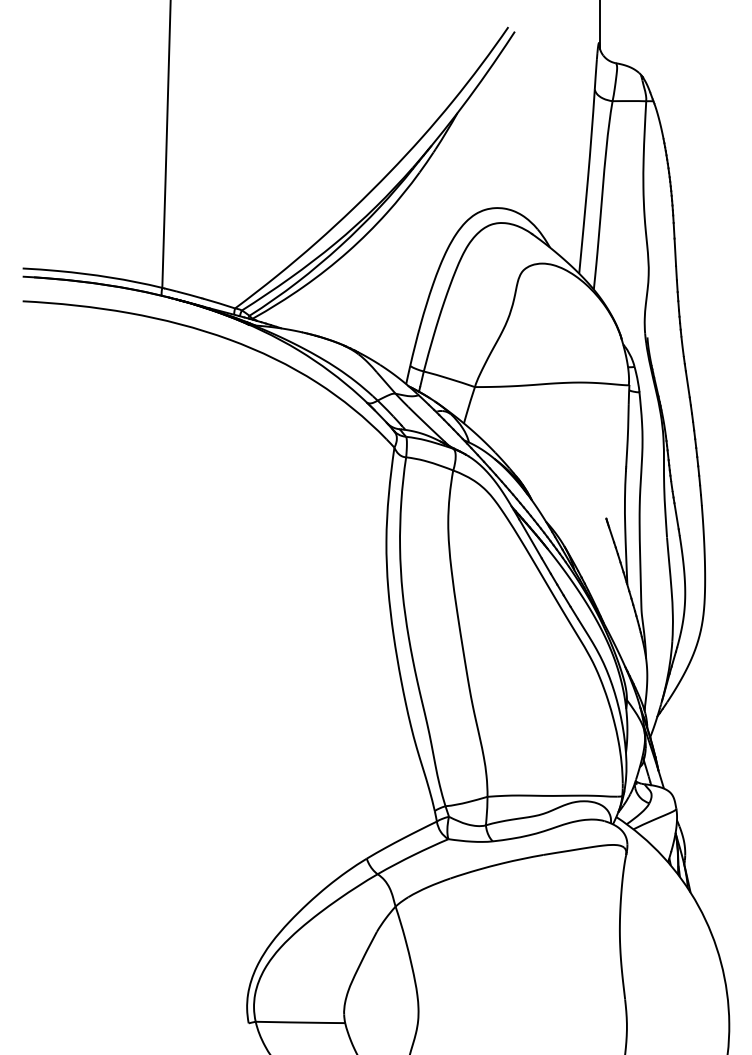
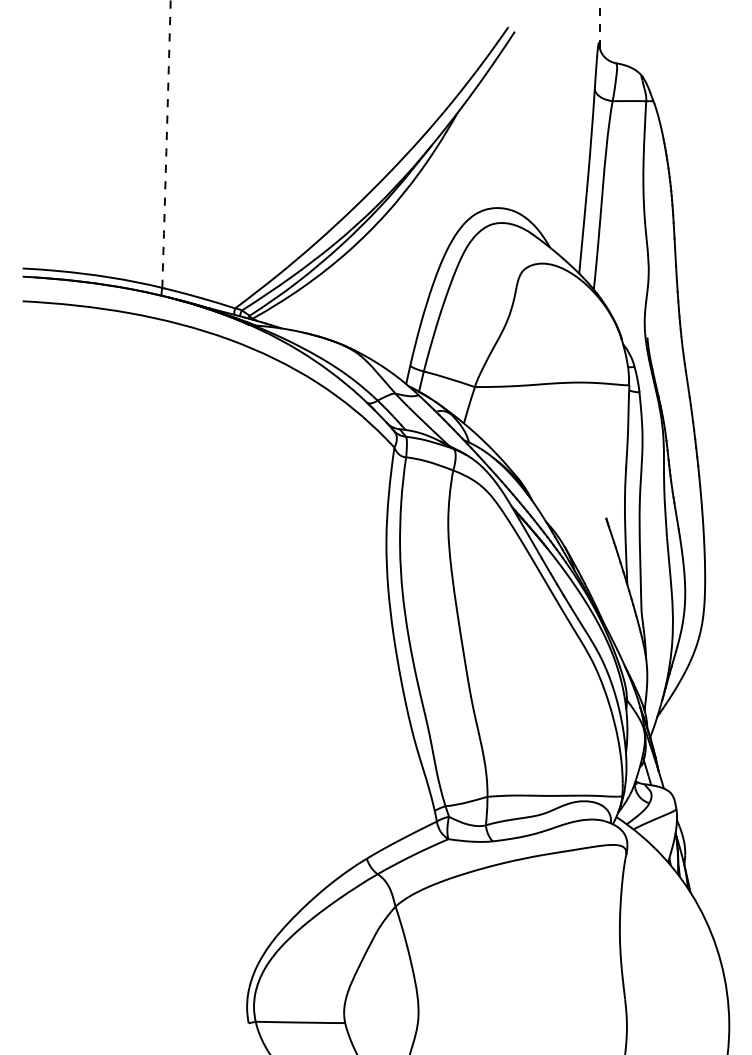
line: solid -> dashed (599, 24)
arc: solid -> dashed (166, 144)
